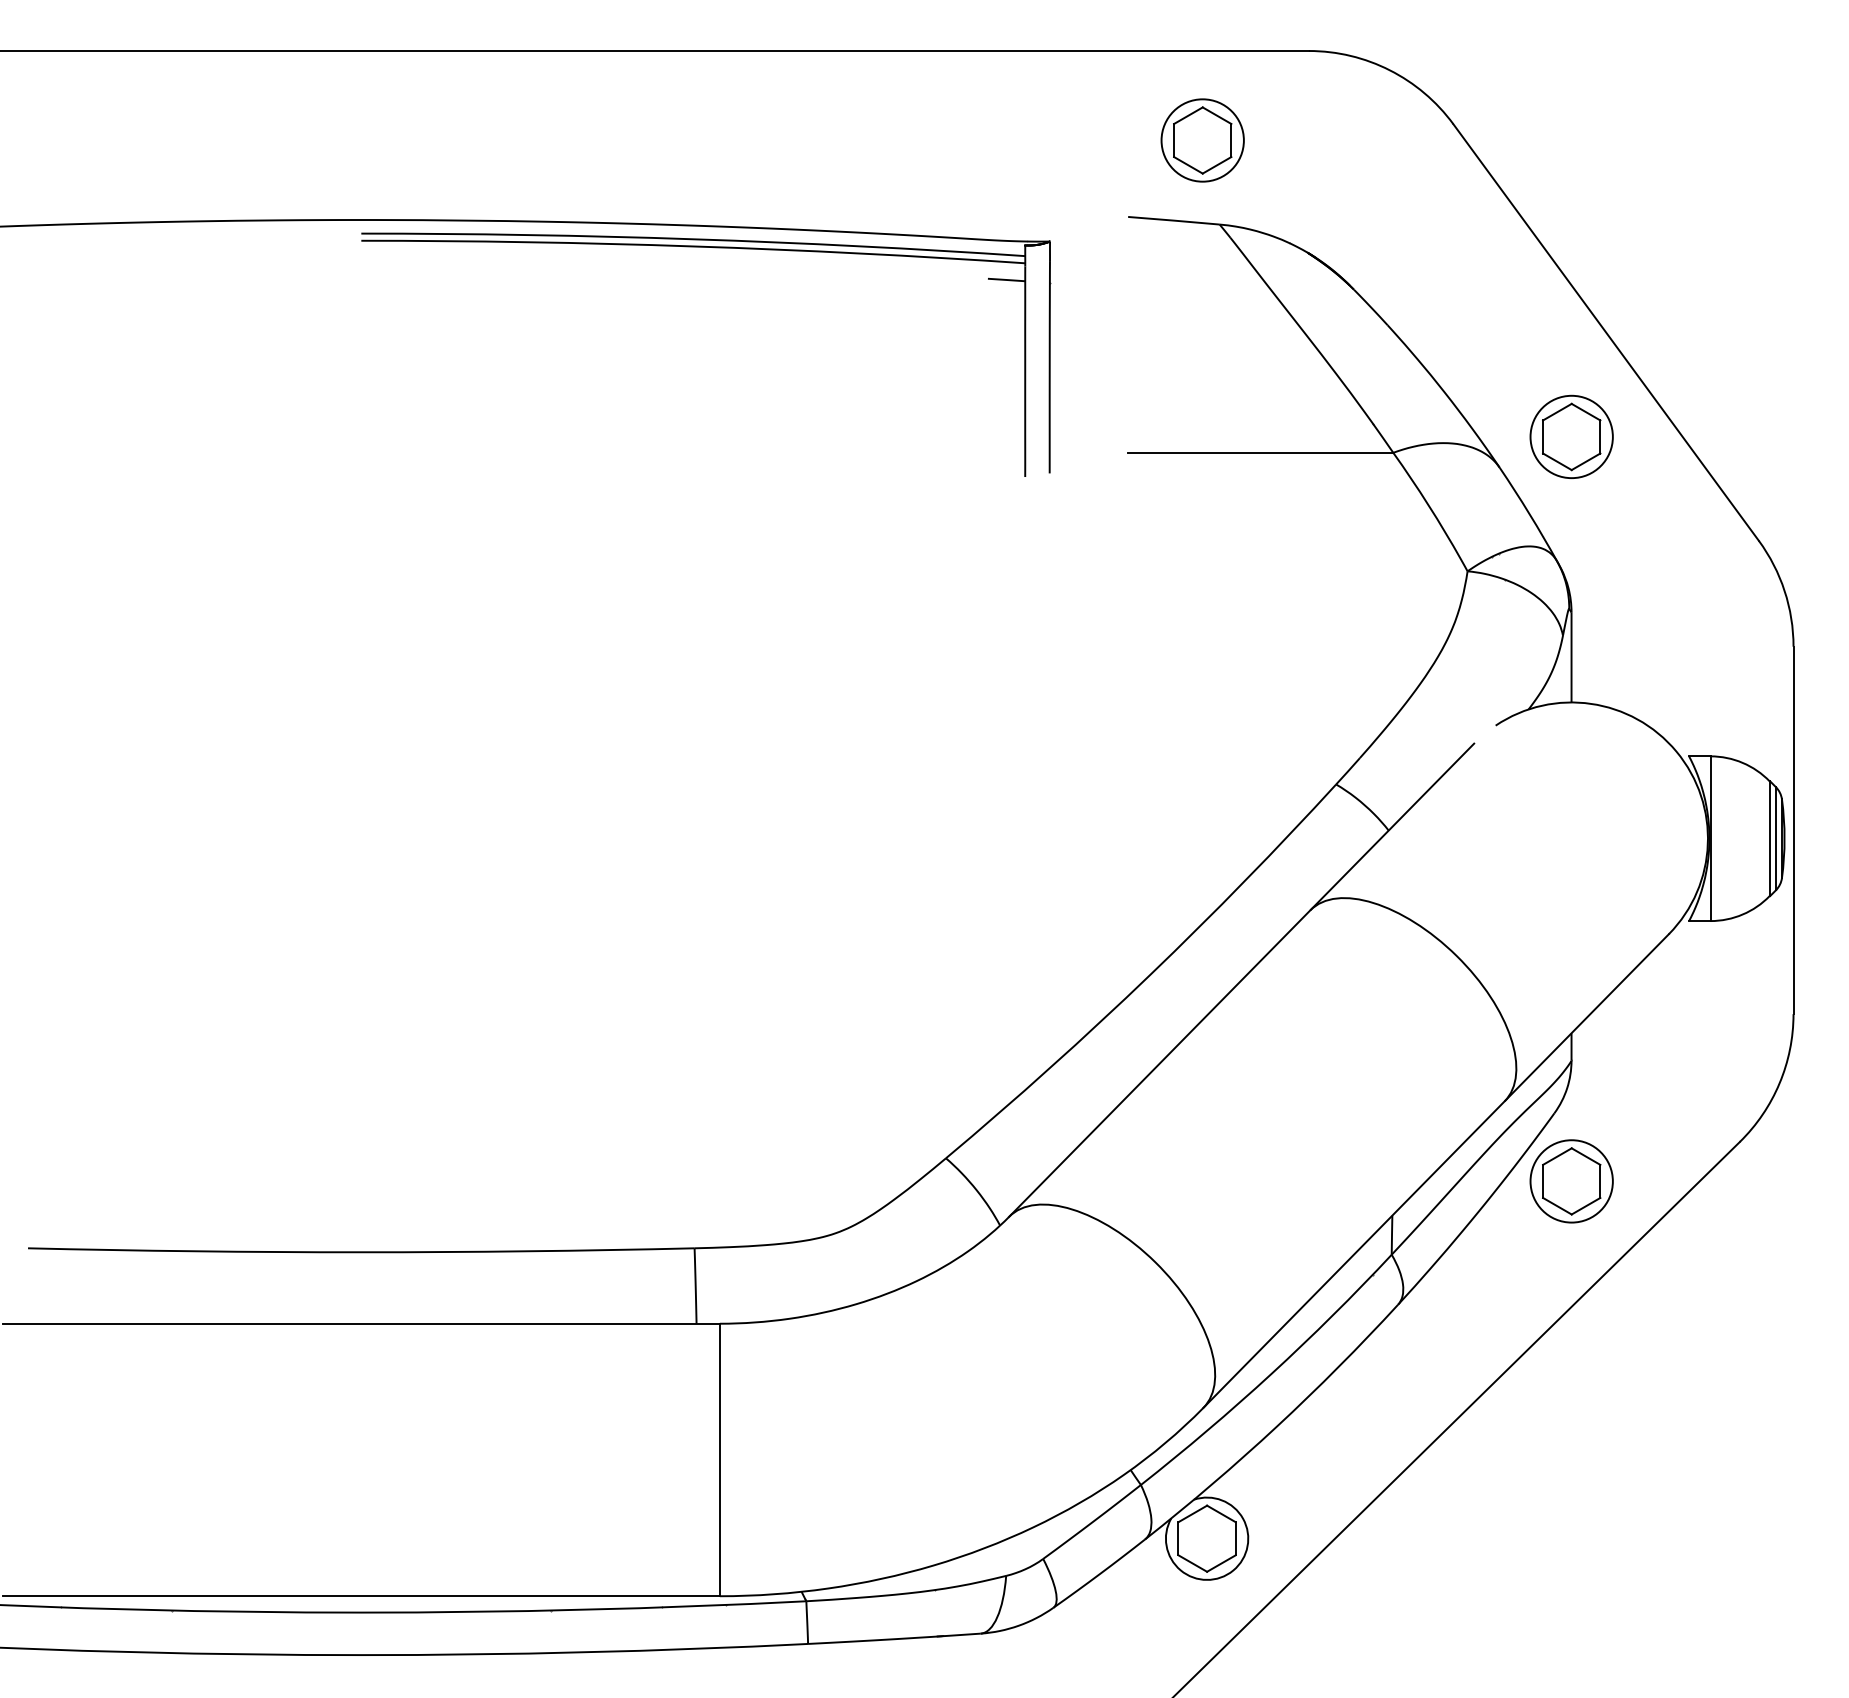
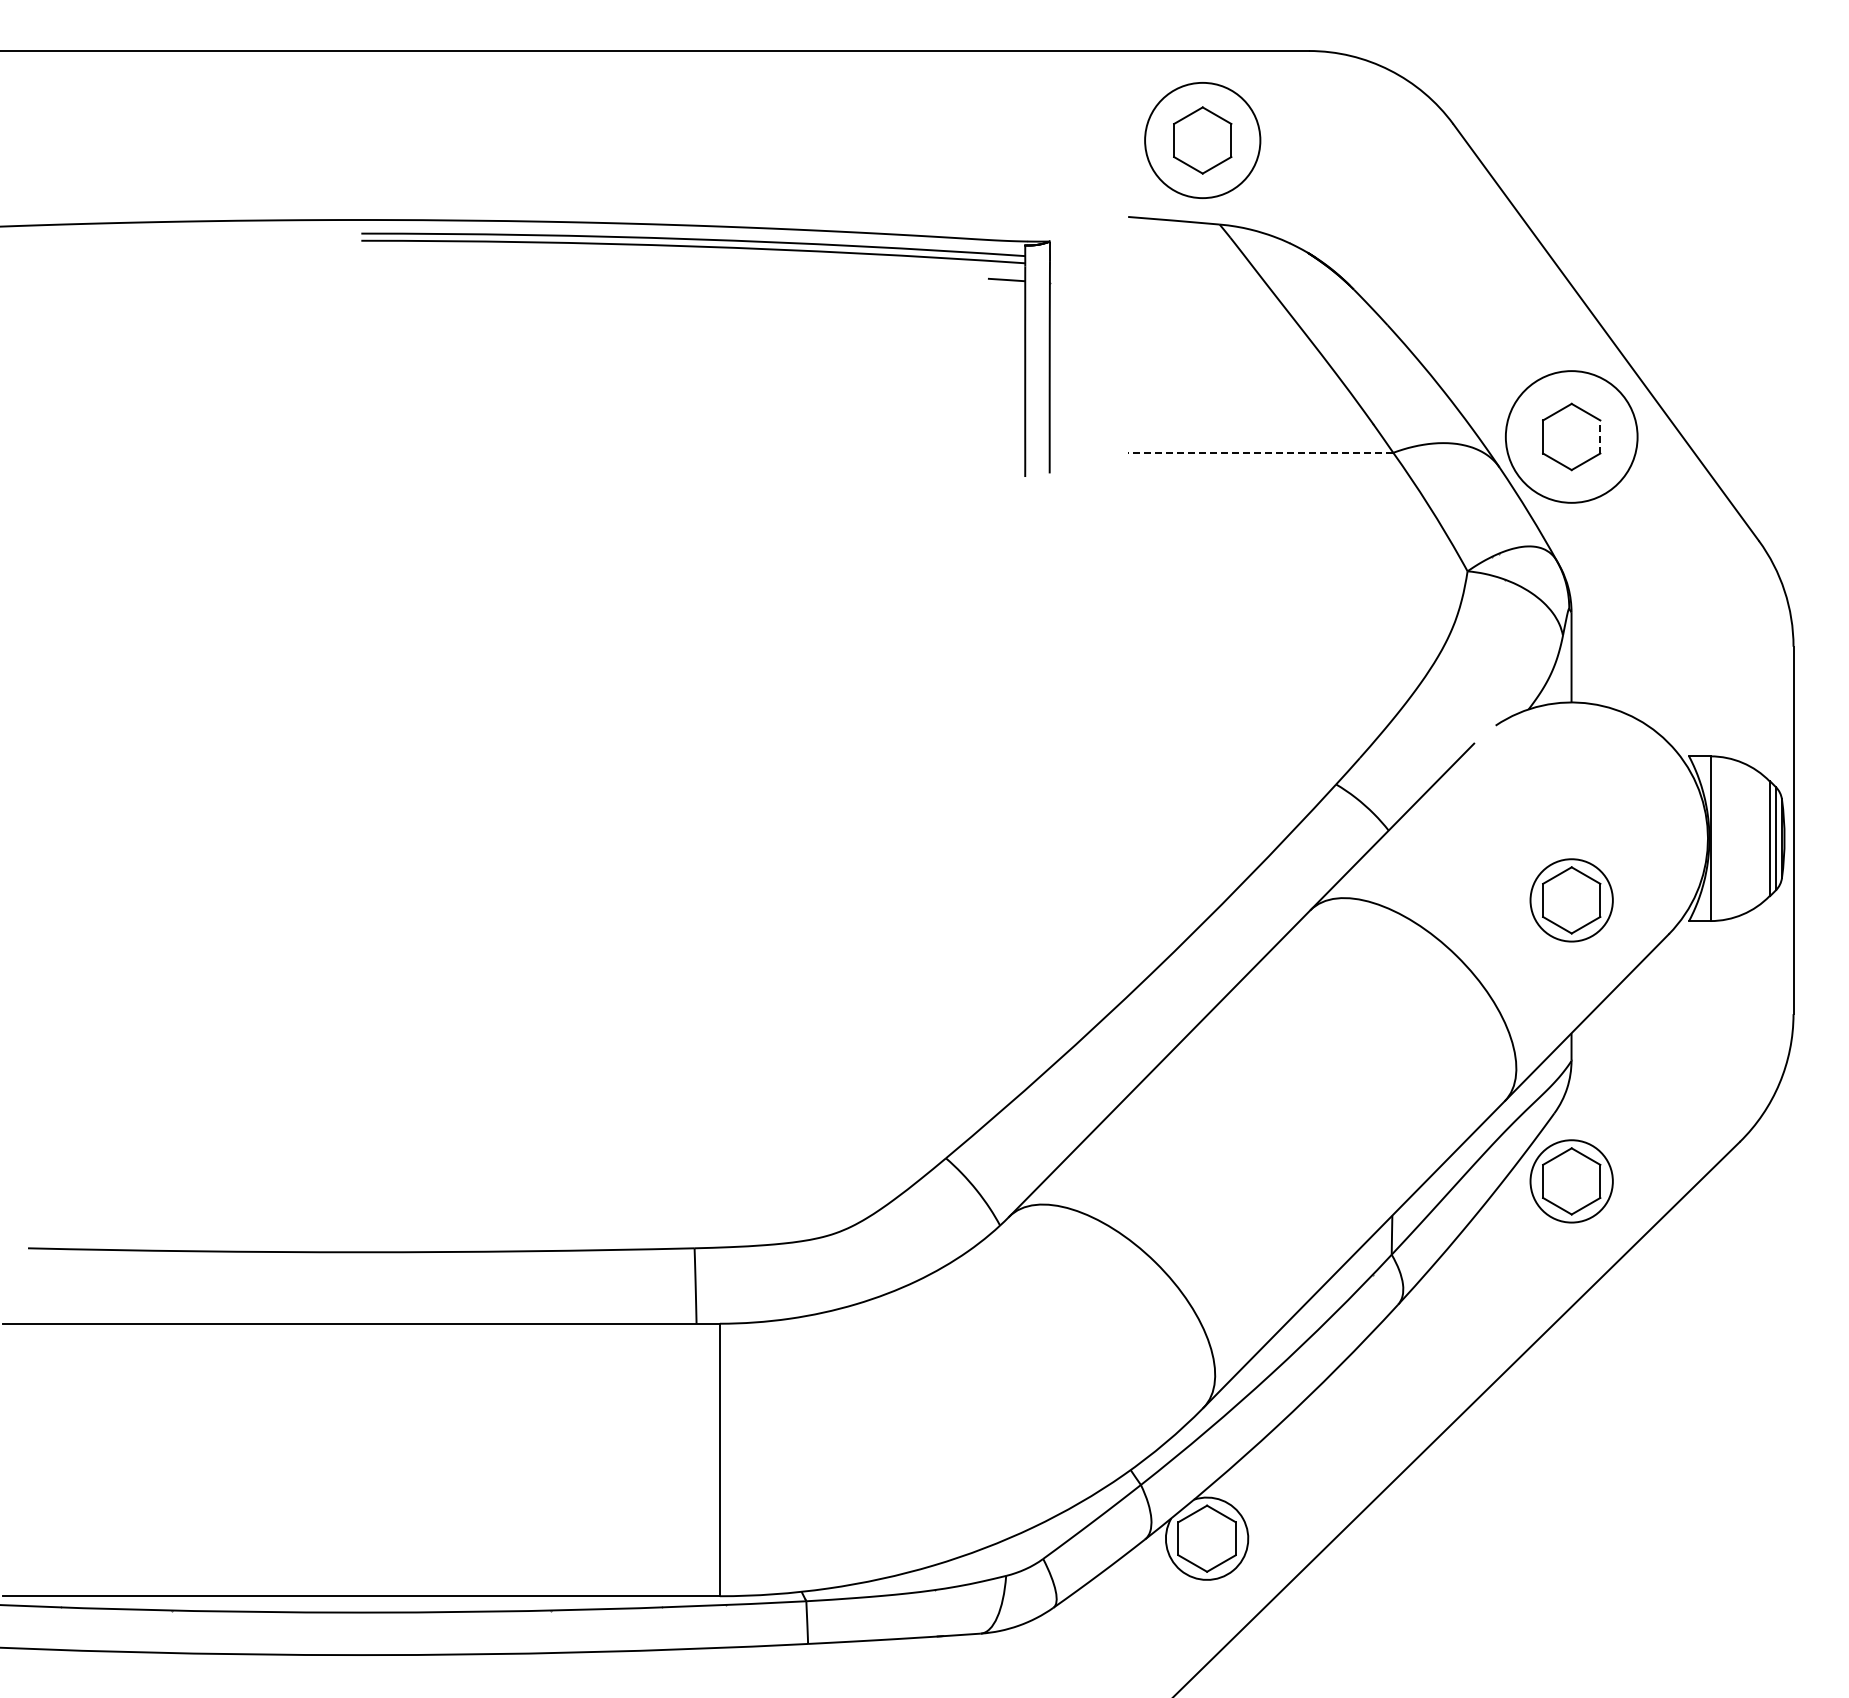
circle diameter: 82 px -> 115 px (1202, 140)
circle diameter: 82 px -> 132 px (1571, 436)
line: solid -> dashed (1600, 436)
line: solid -> dashed (1260, 452)
part: none -> present (1571, 900)
